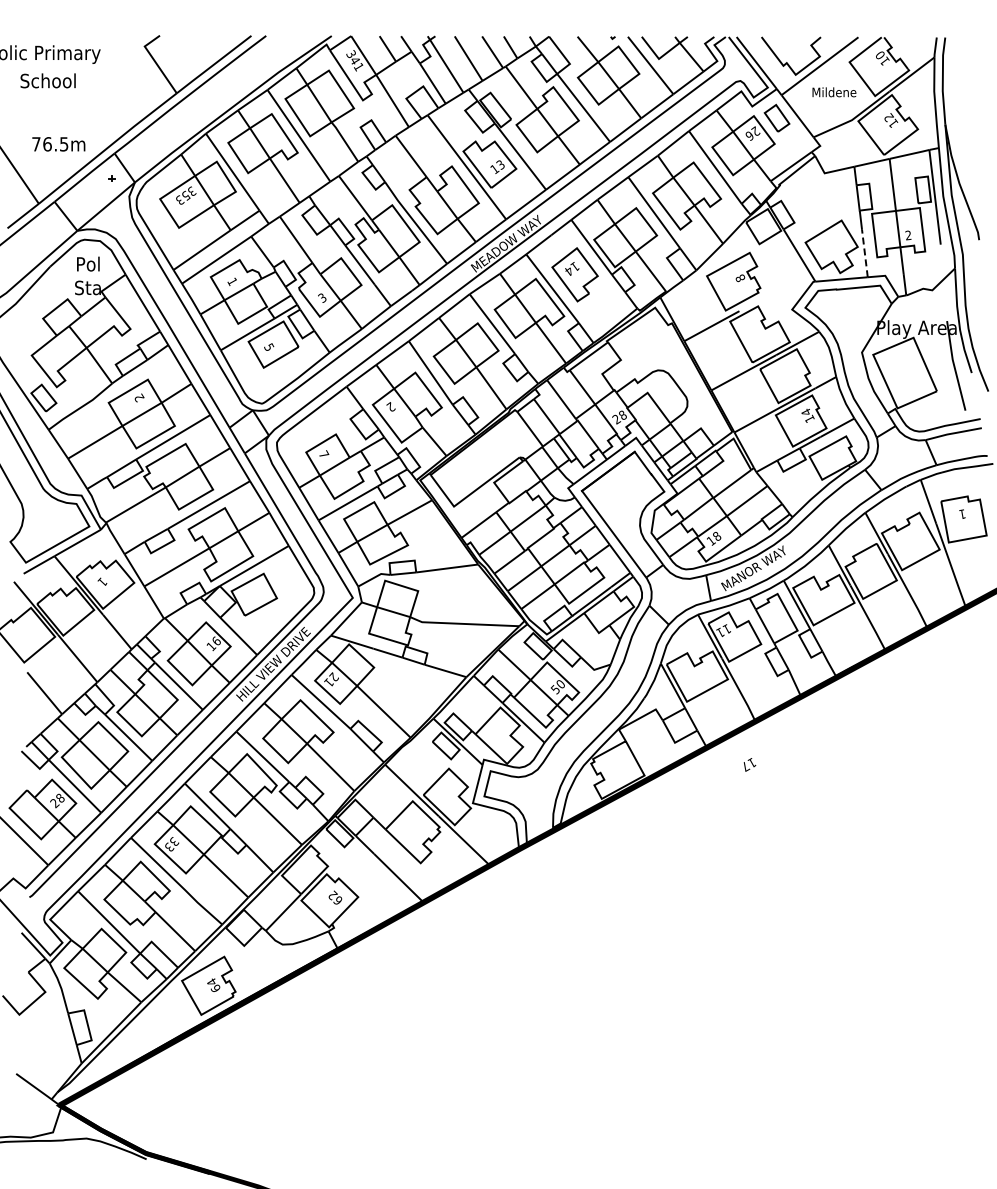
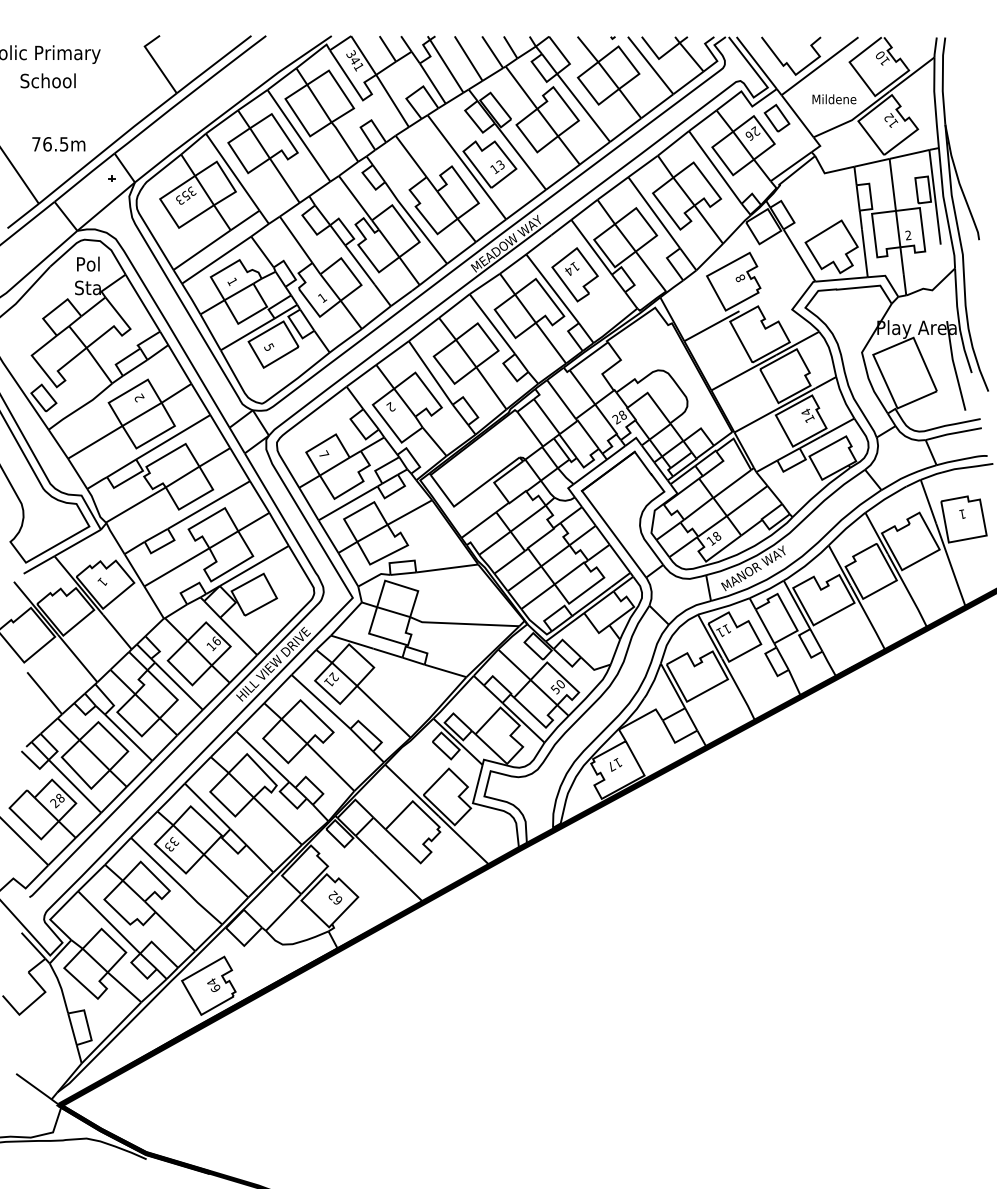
text position: (834, 92) -> (834, 99) (834, 99)
line: dashed -> solid (864, 253)
text: 3 -> 1 (322, 297)
text position: (749, 764) -> (615, 764) (615, 764)
